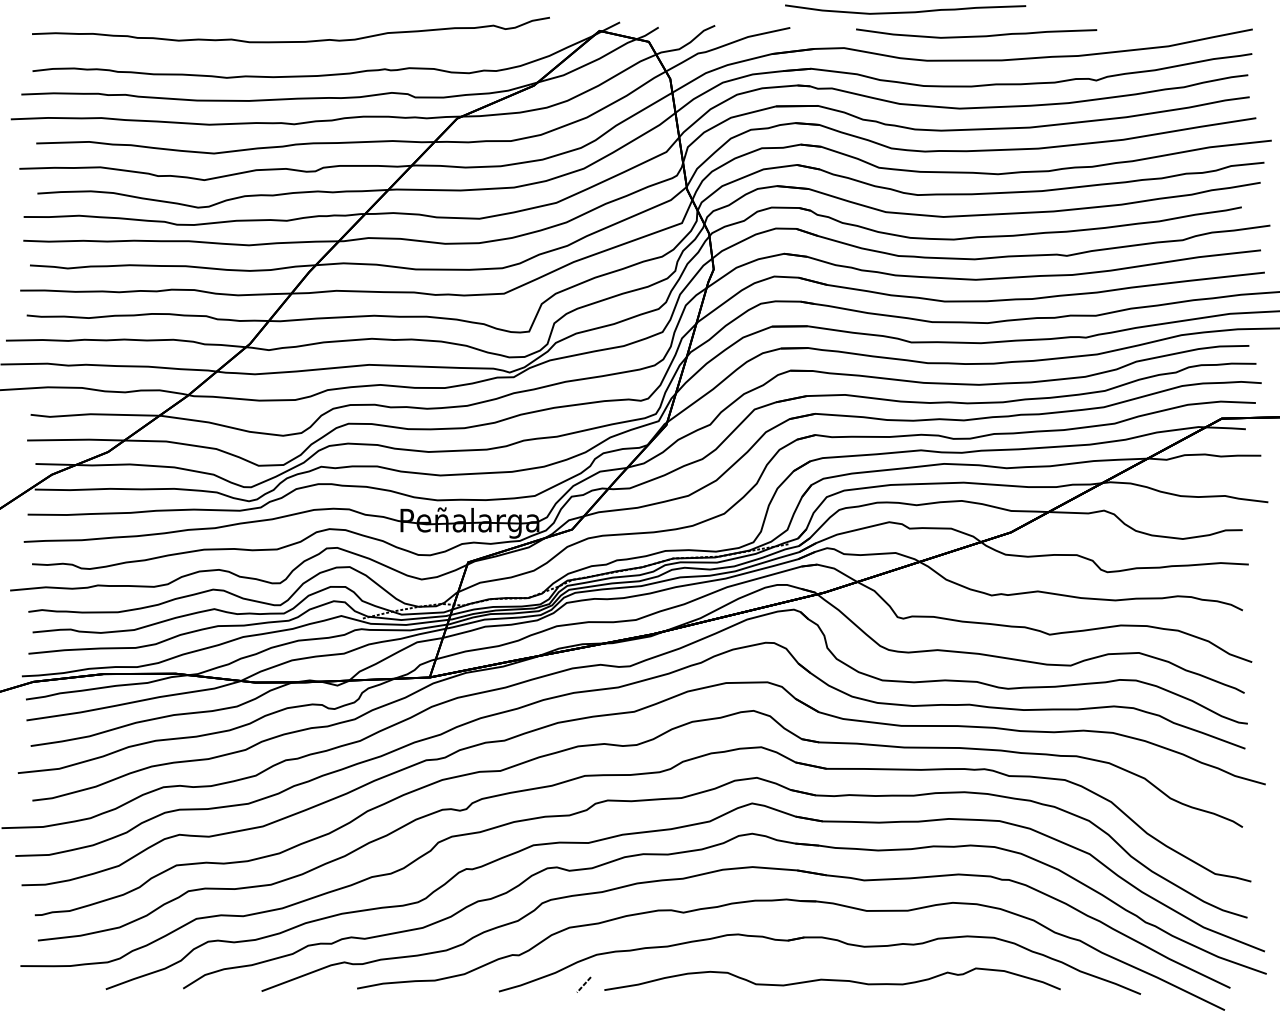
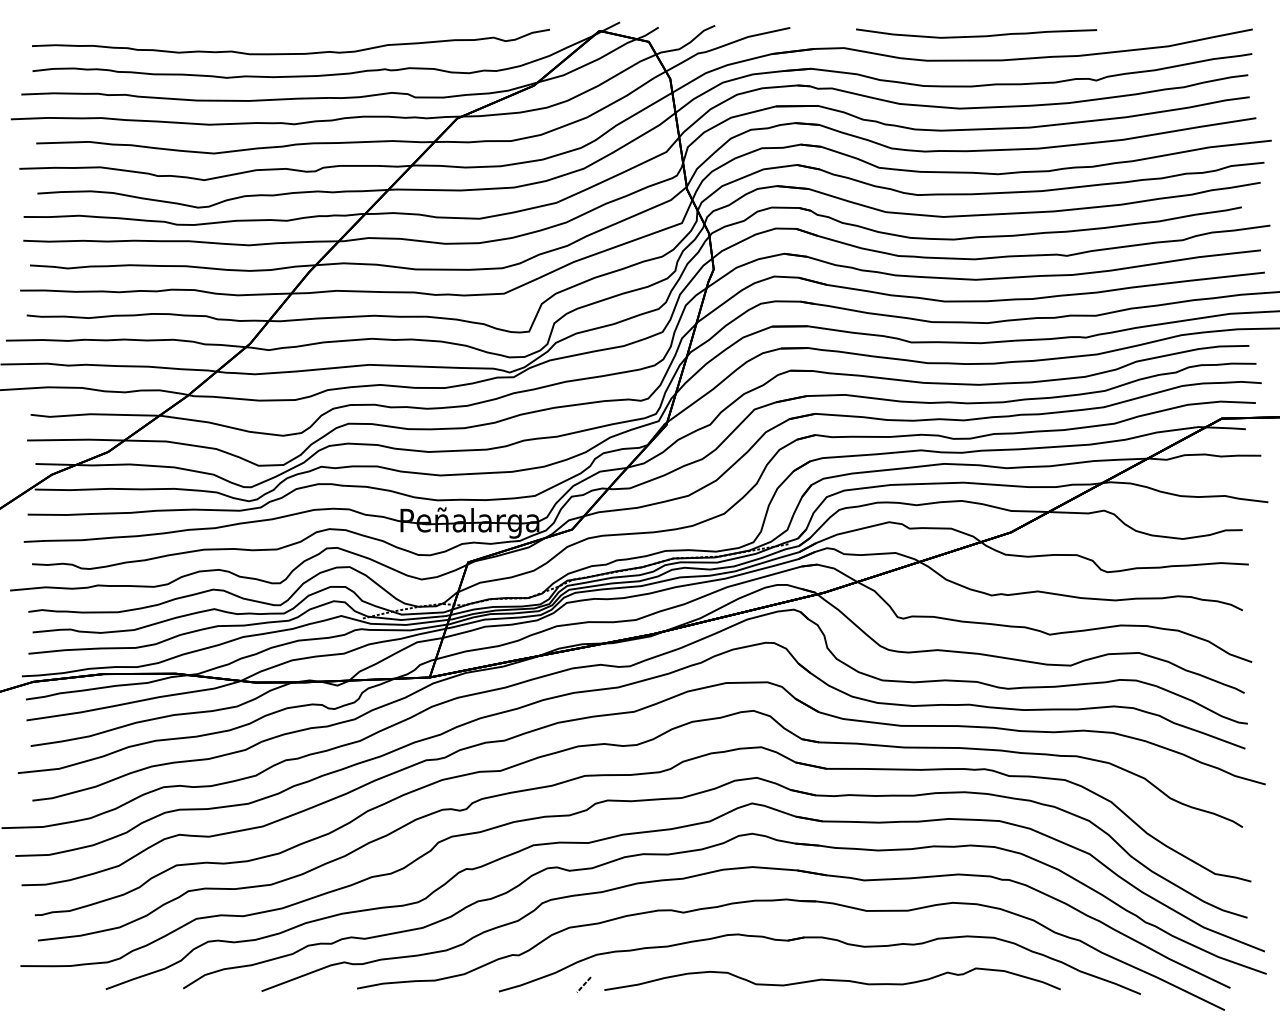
curve: present -> none (905, 11)
curve position: (290, 41) -> (290, 53) (290, 53)
